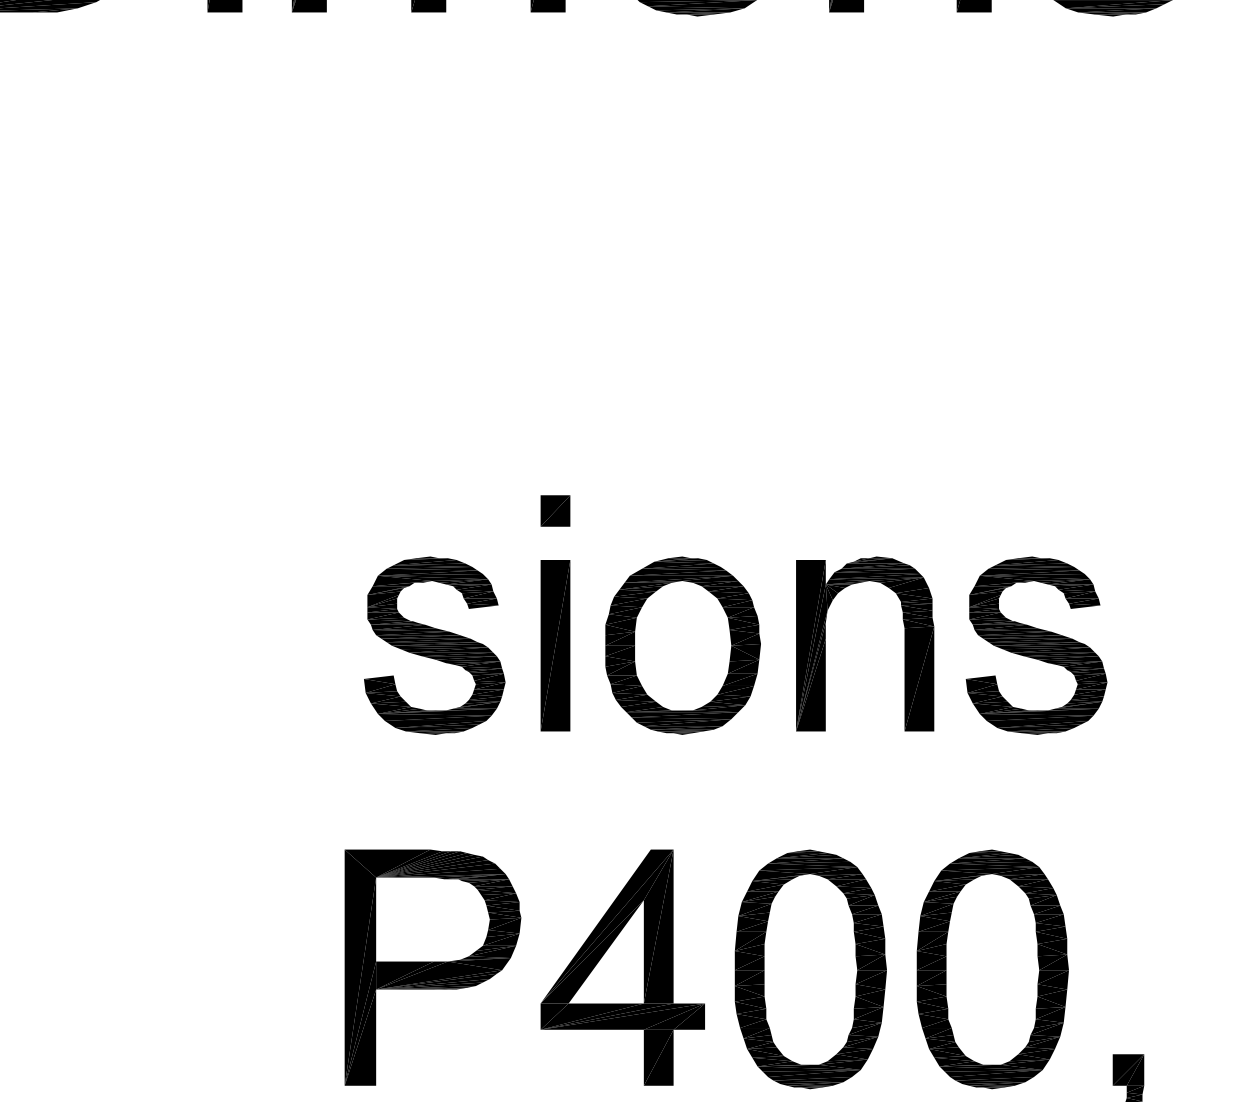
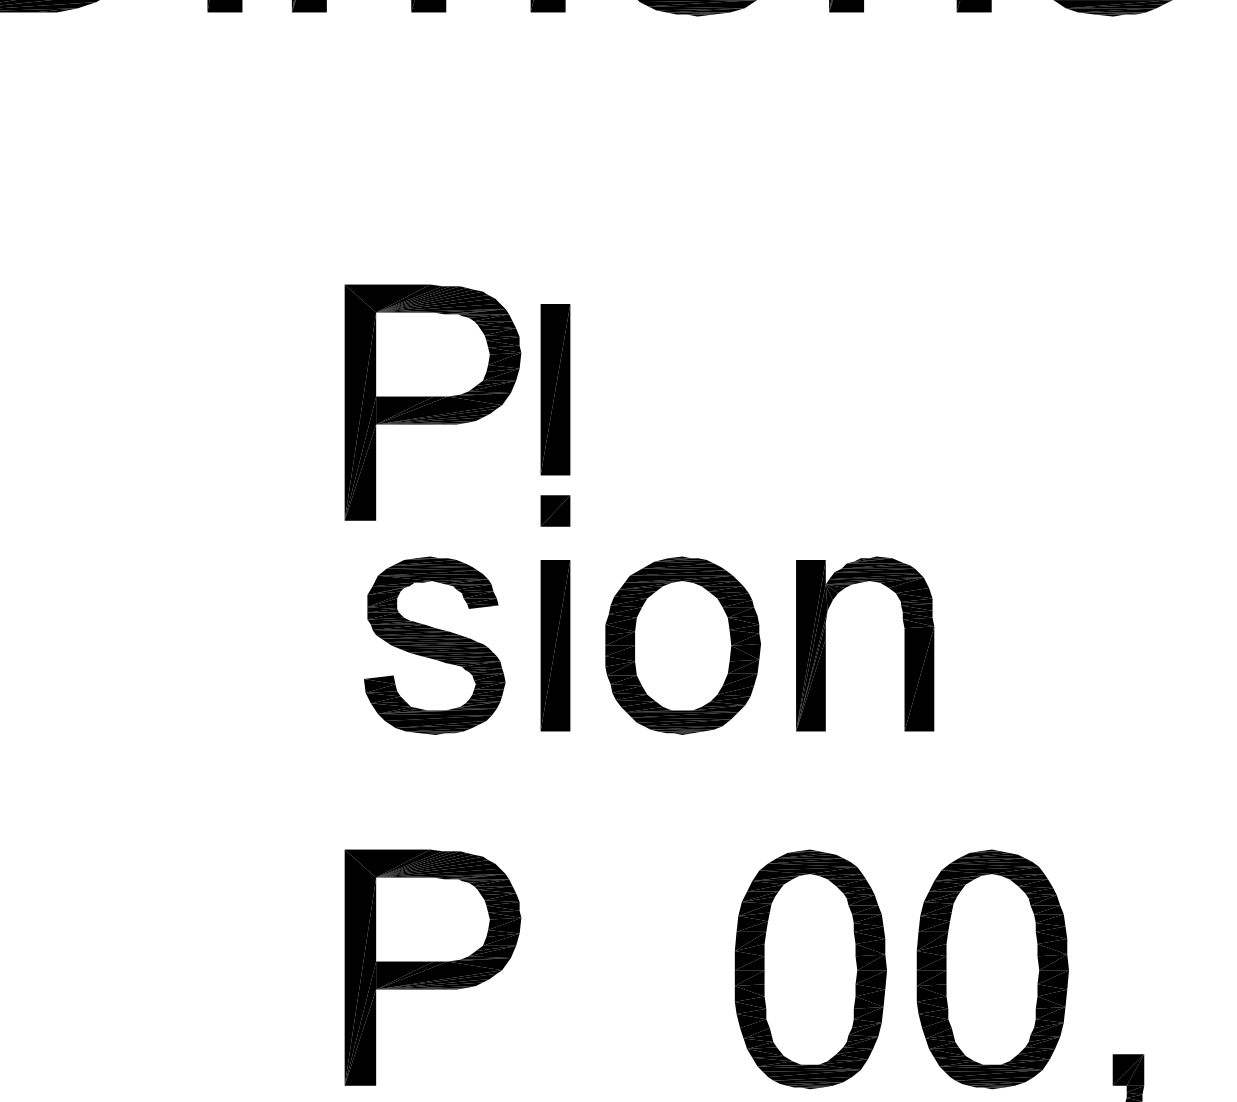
part: none -> present (555, 389)
part: none -> present (432, 402)
part: present -> none (1036, 645)
part: present -> none (622, 967)
